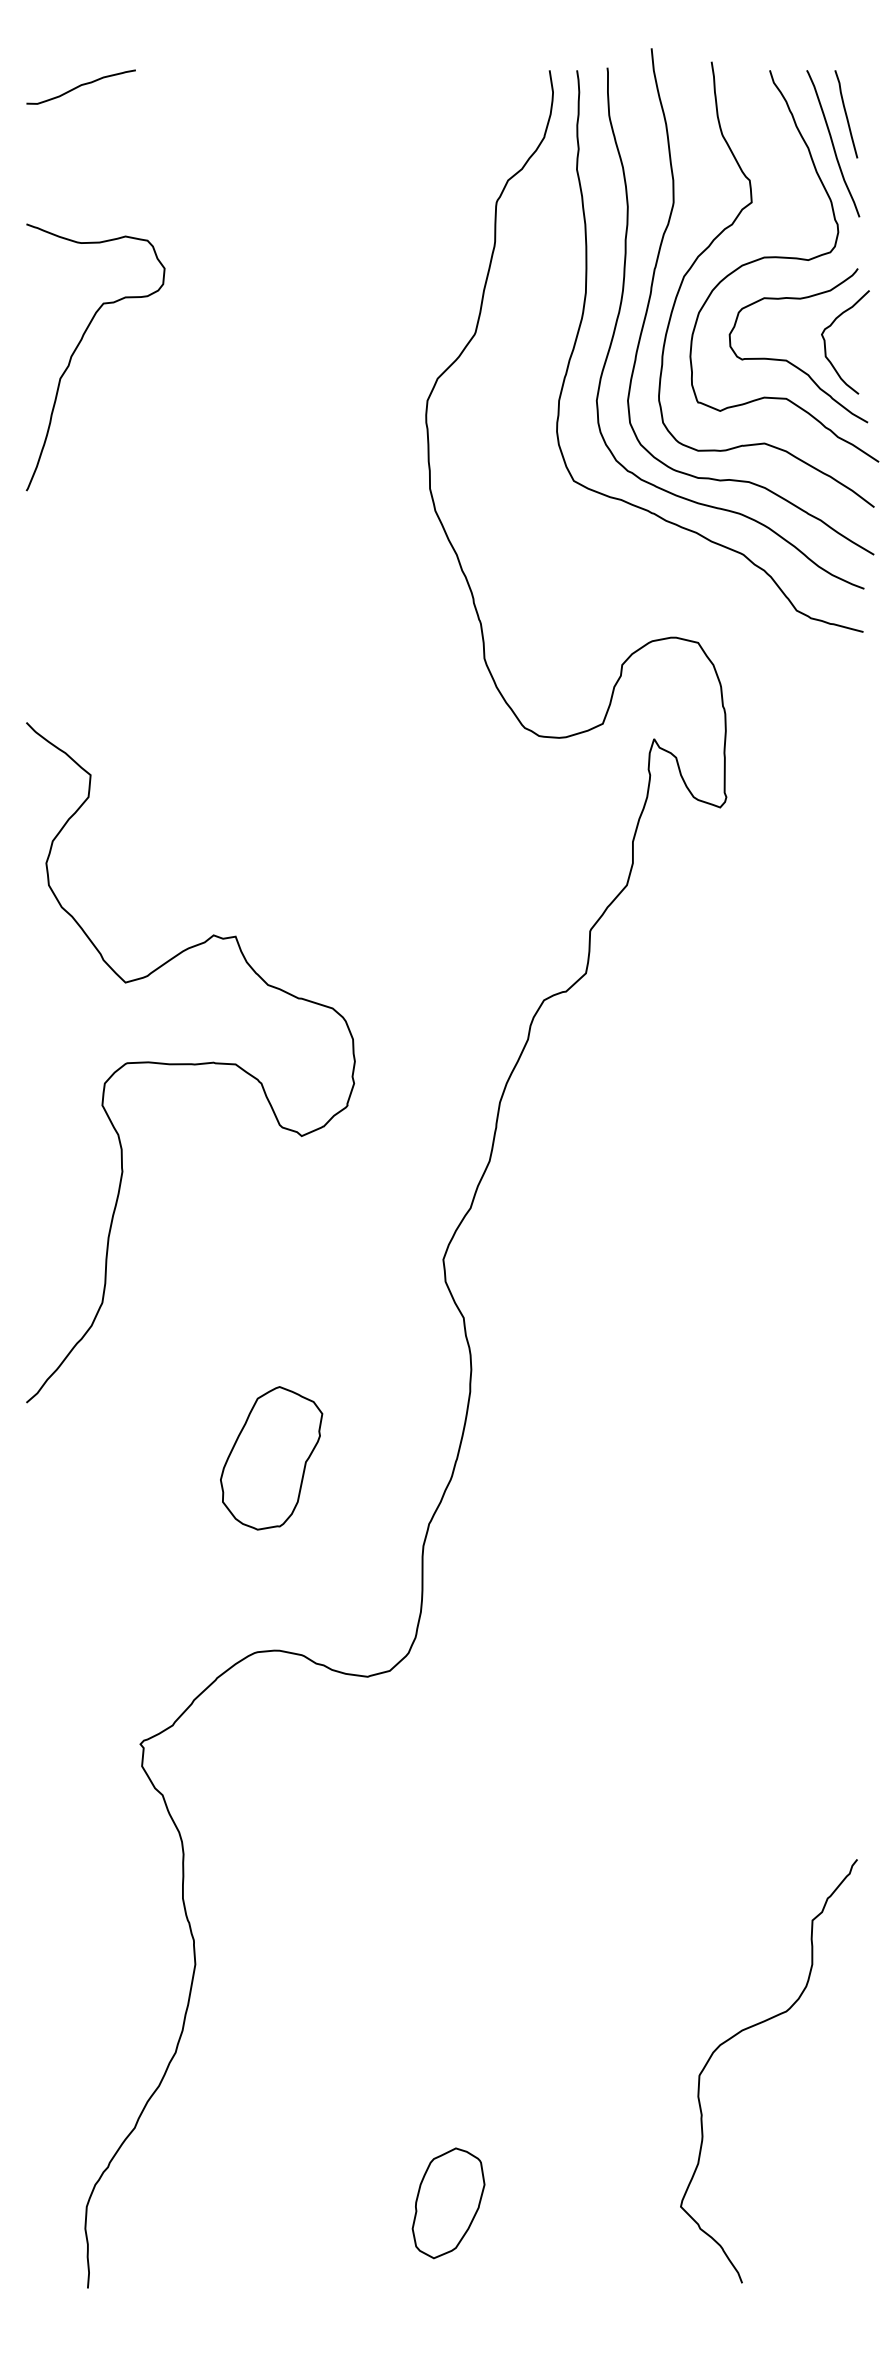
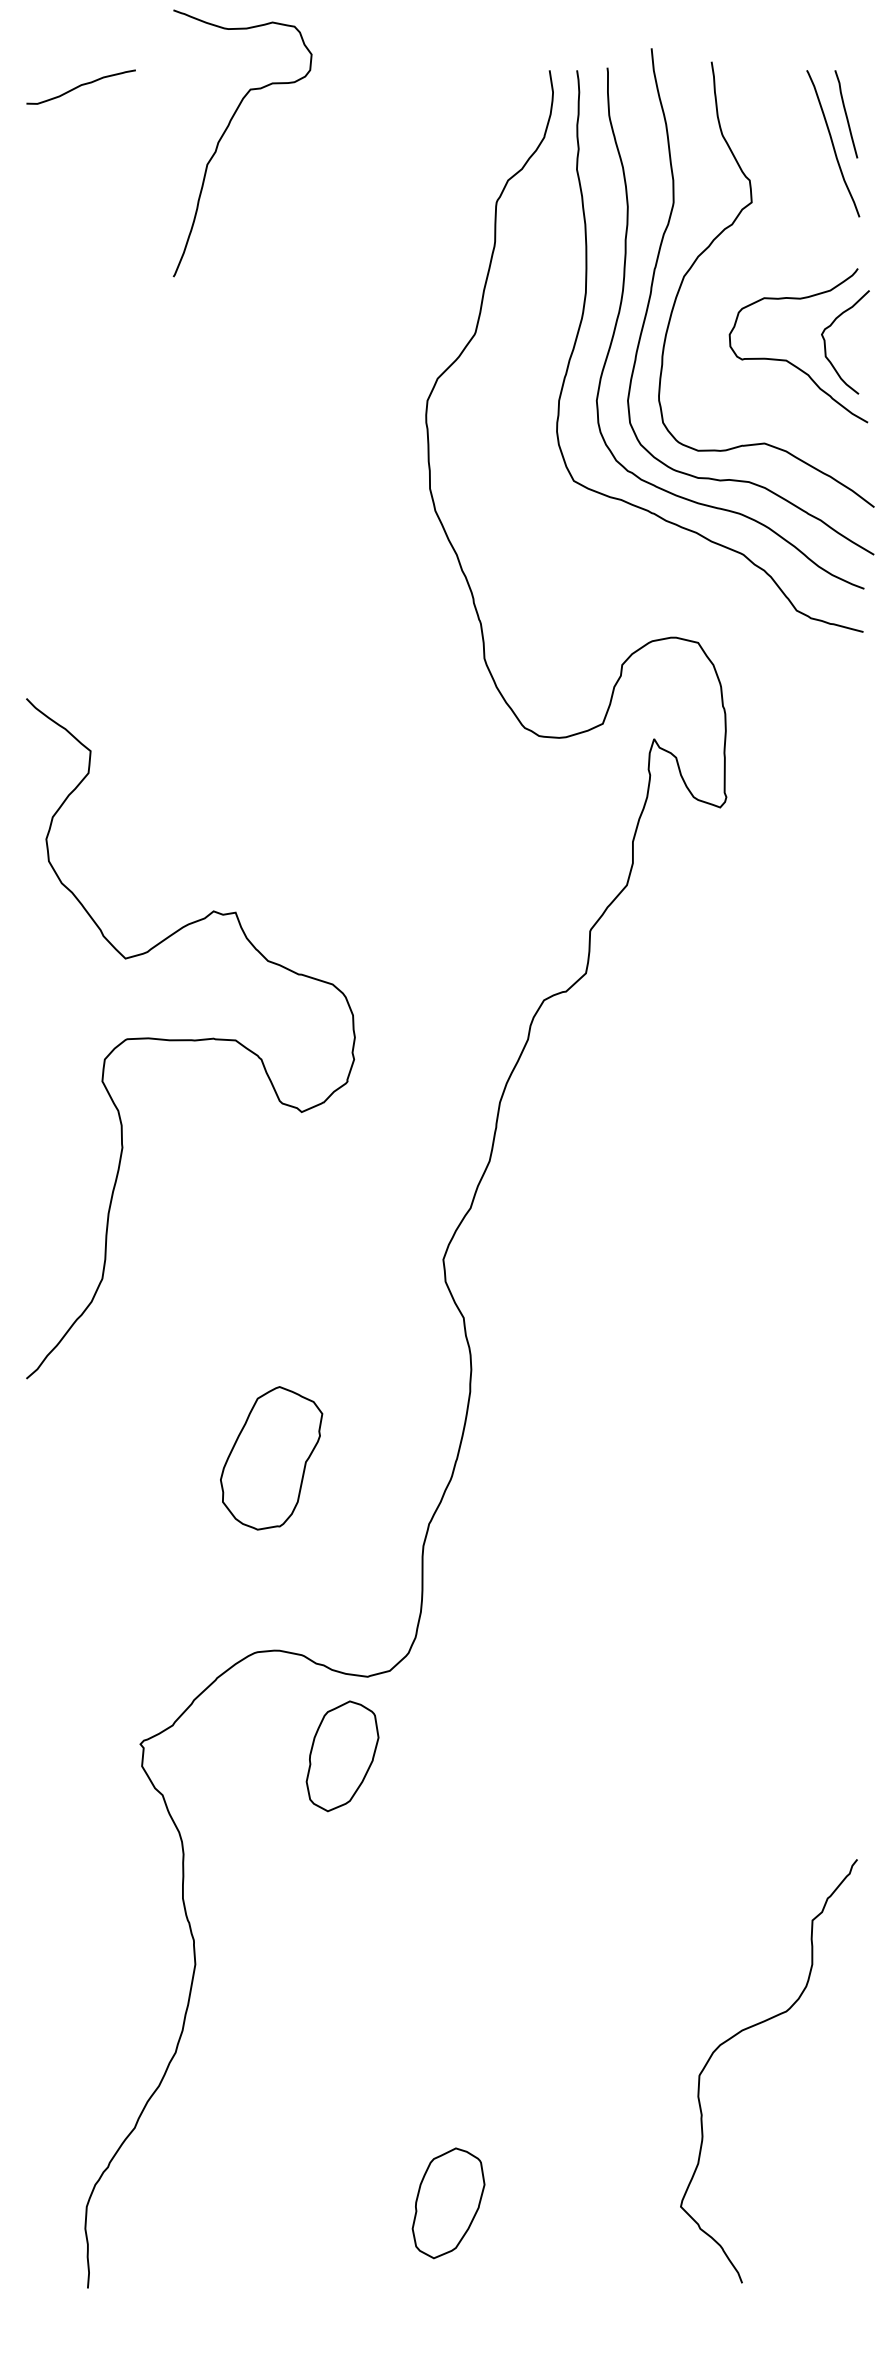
curve: present -> none (784, 258)
curve position: (77, 348) -> (224, 134) (224, 134)
curve position: (190, 1063) -> (190, 1039) (190, 1039)
part: none -> present (342, 1756)
